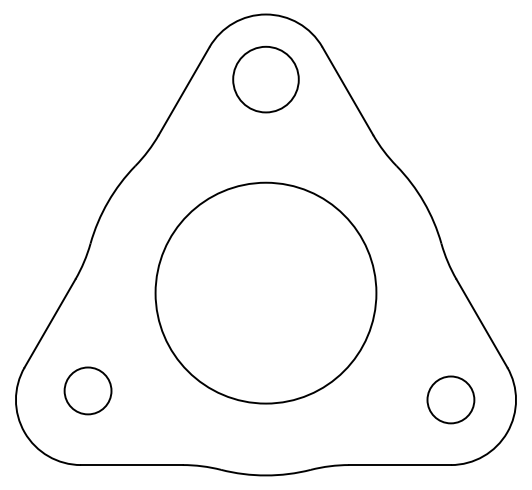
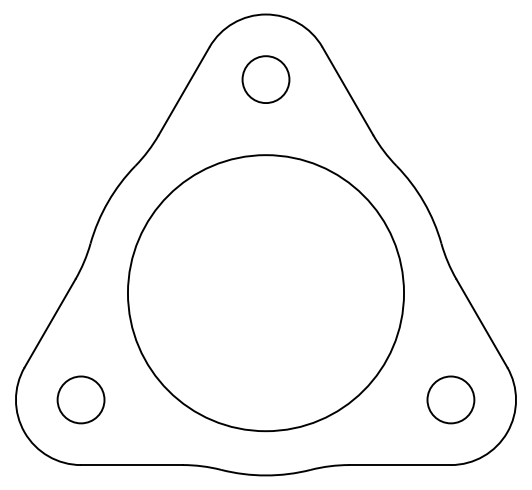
circle diameter: 66 px -> 47 px (265, 79)
circle diameter: 221 px -> 276 px (265, 293)
circle position: (87, 390) -> (80, 399) (80, 399)
